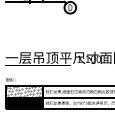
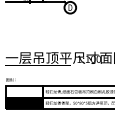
hatch: present -> none (24, 91)
